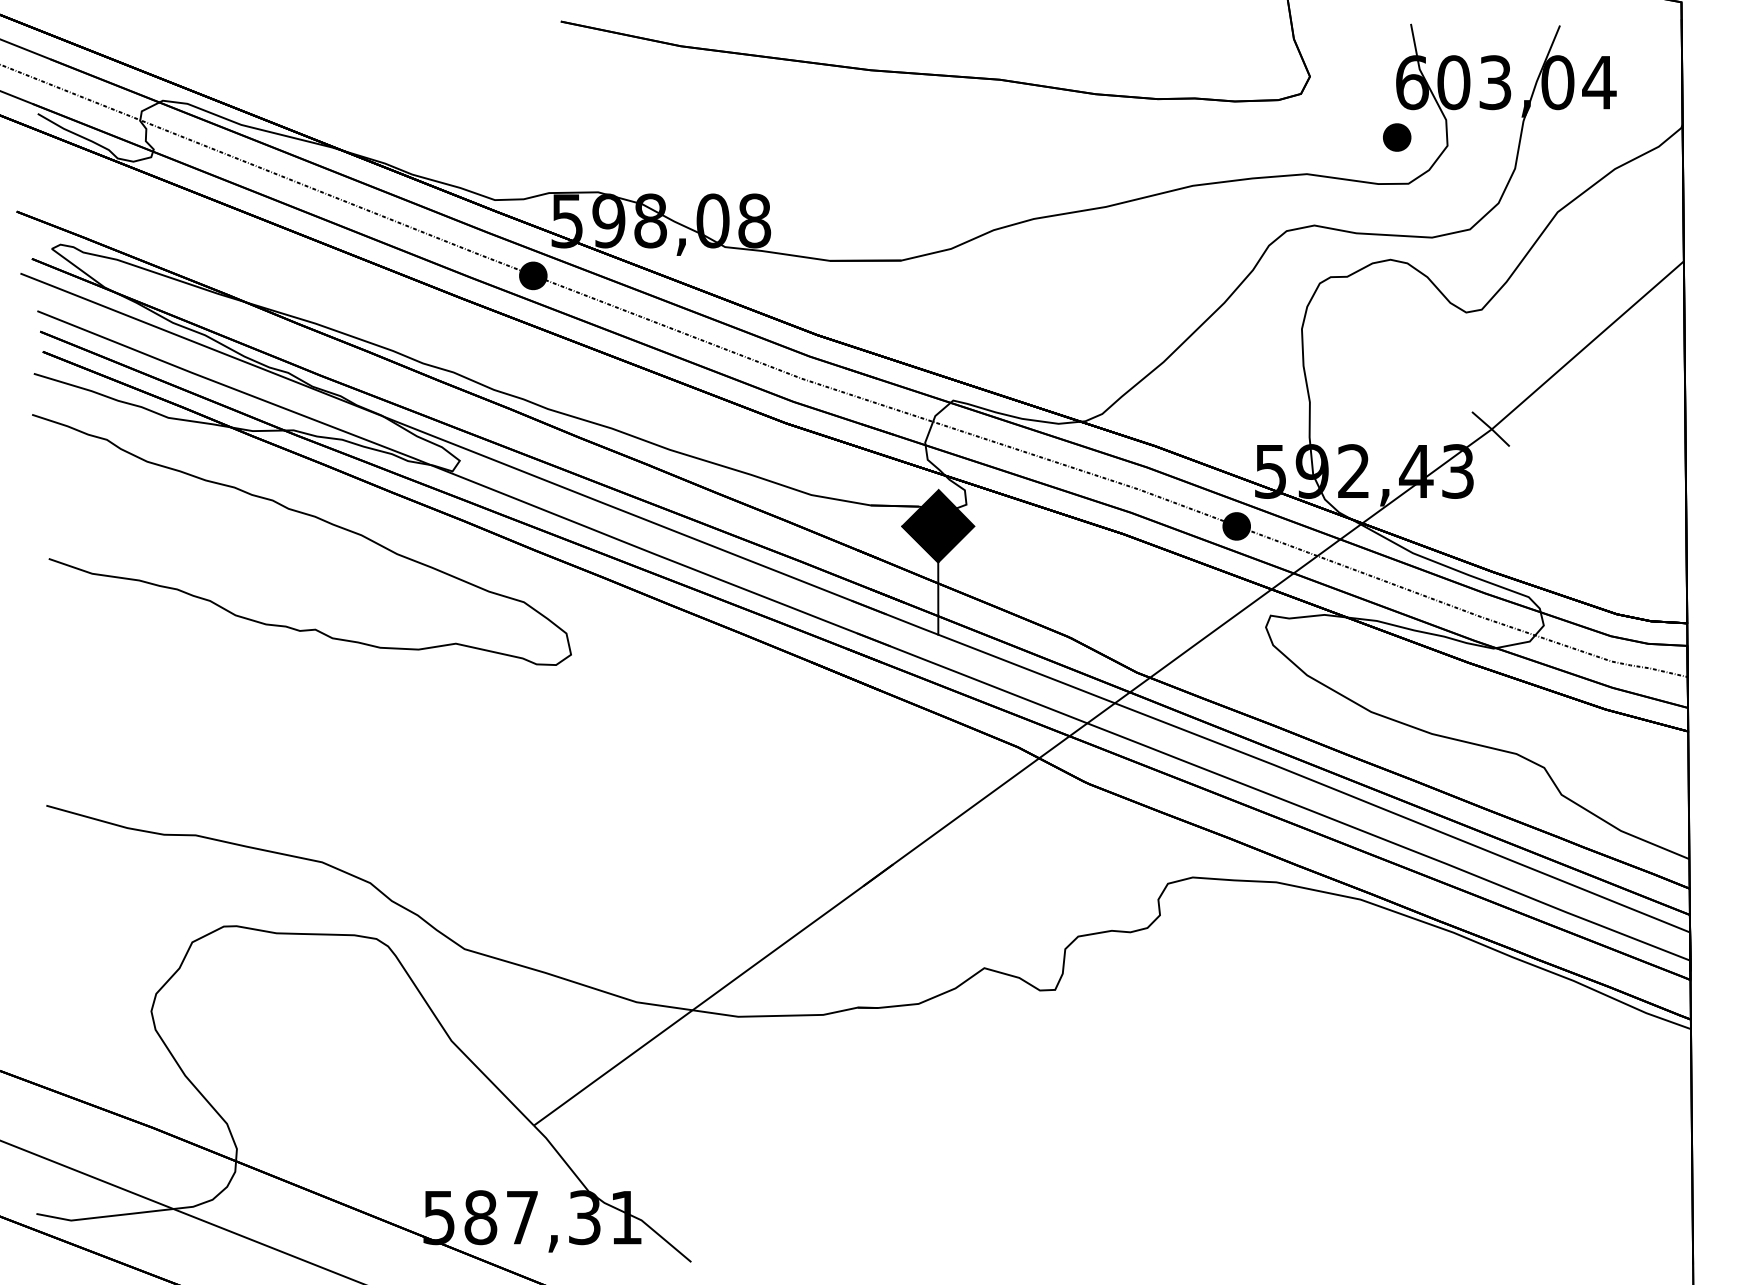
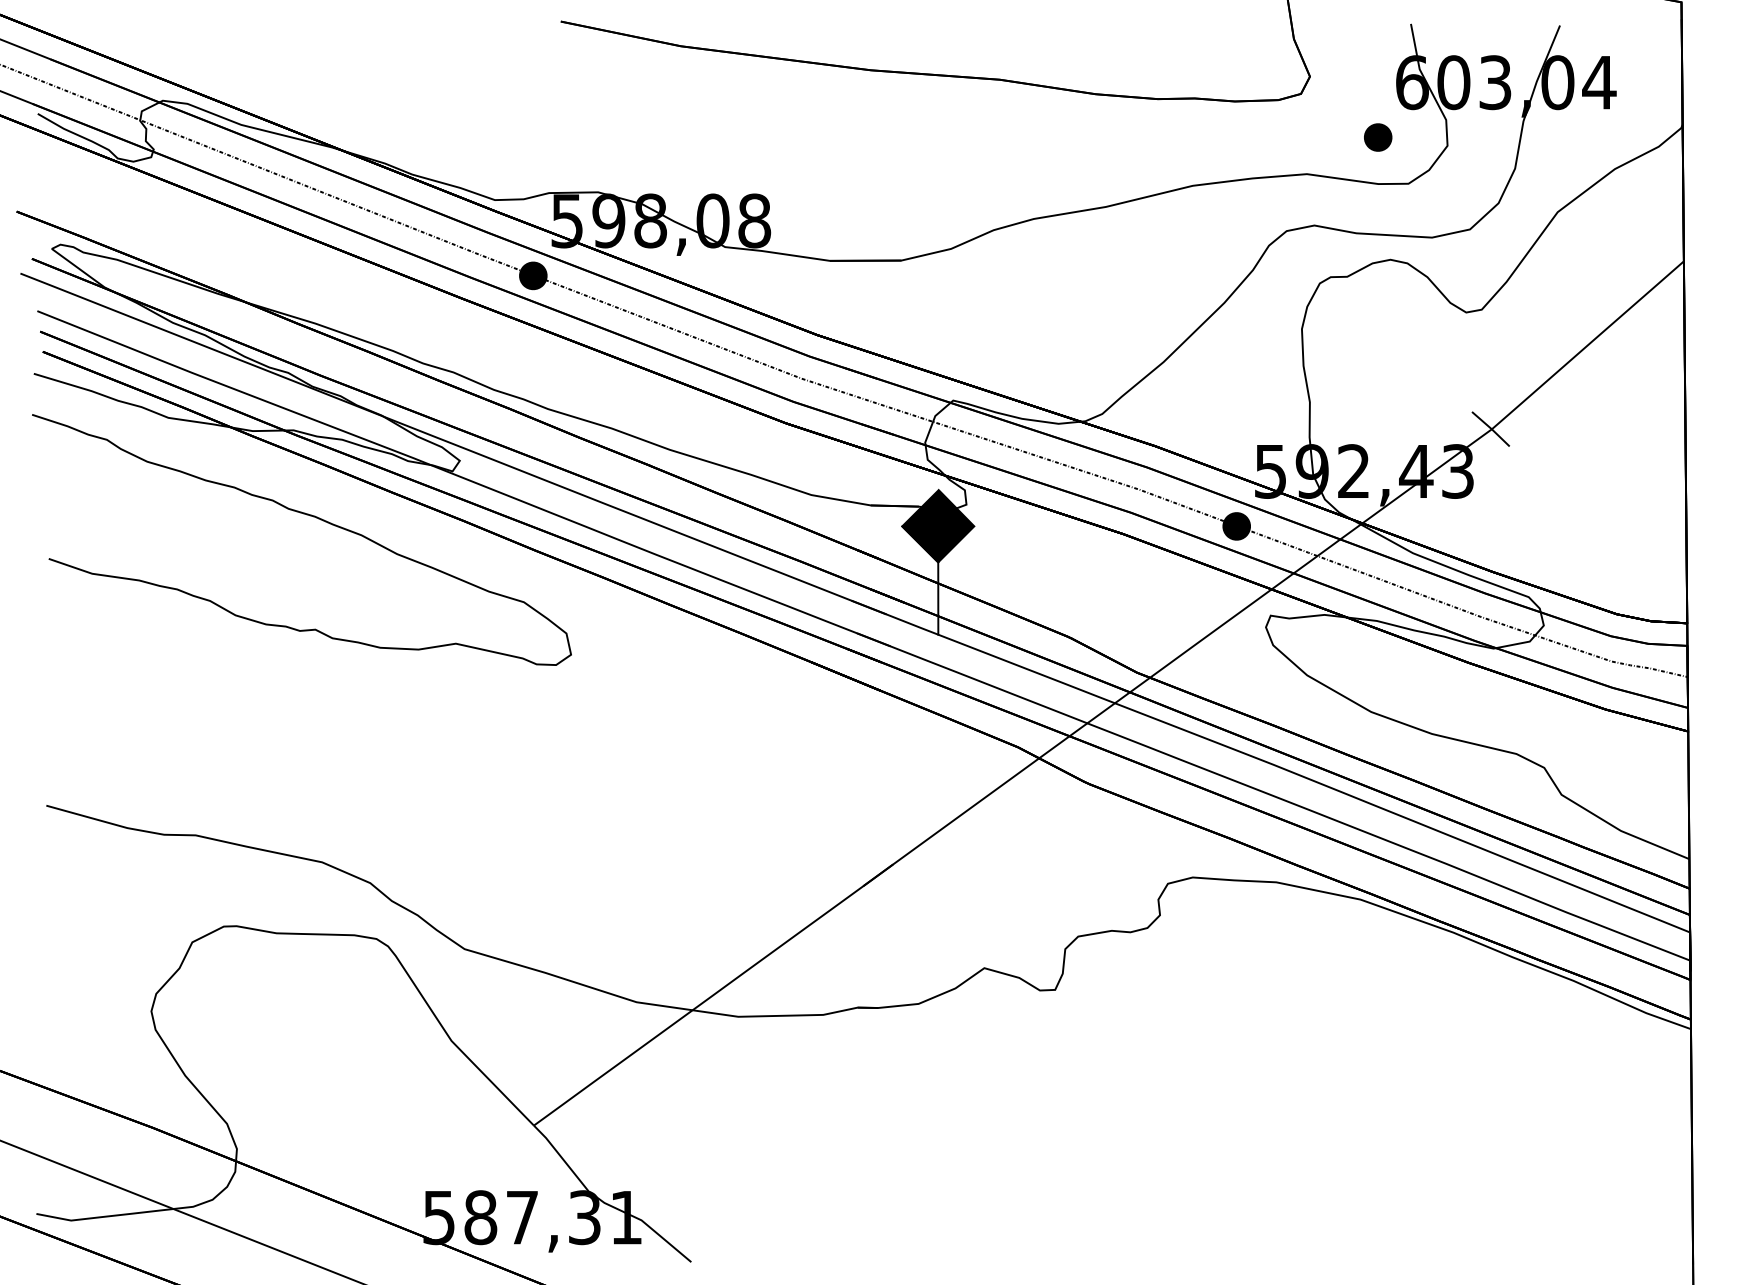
part position: (1397, 137) -> (1378, 137) (1378, 137)
